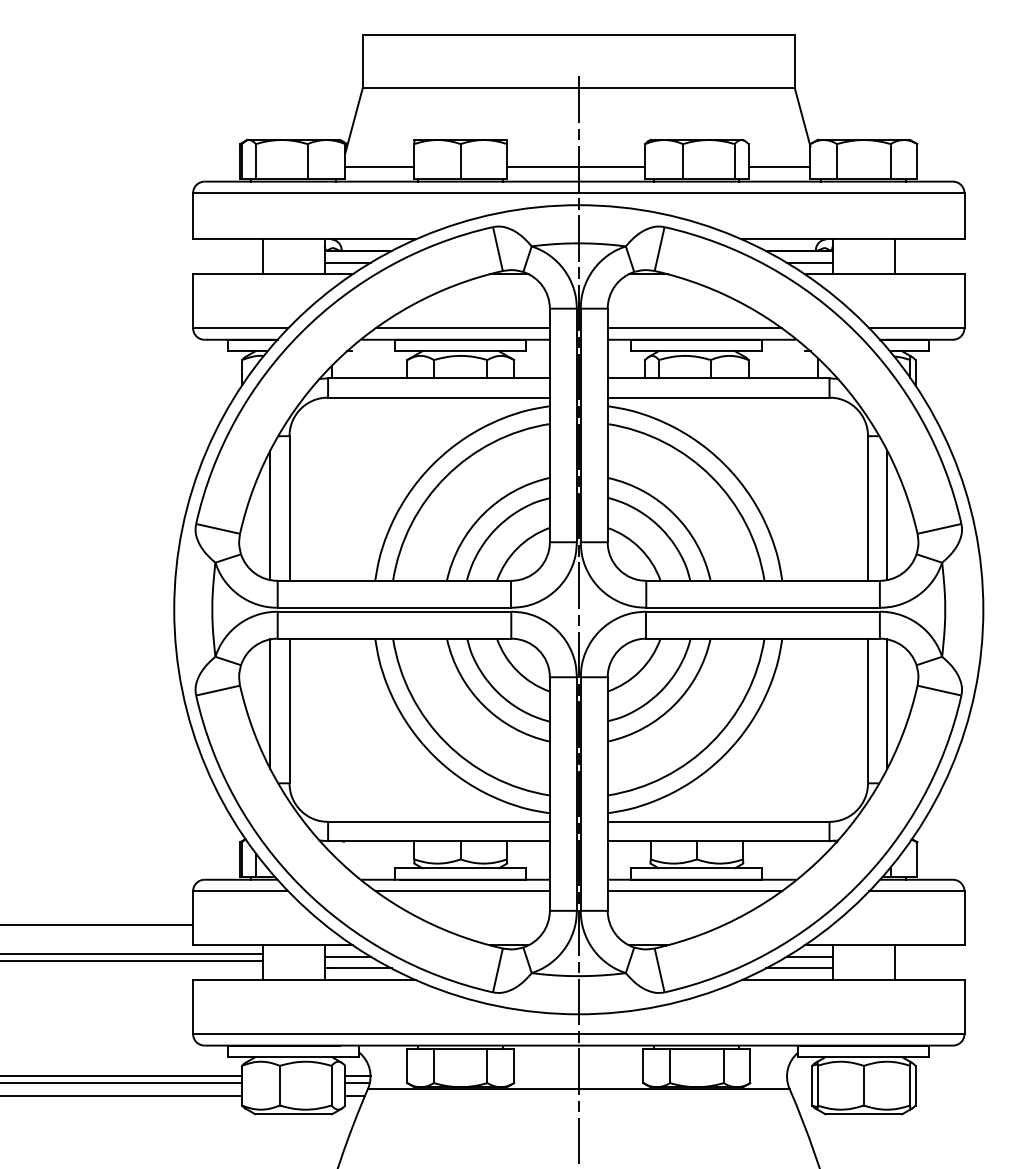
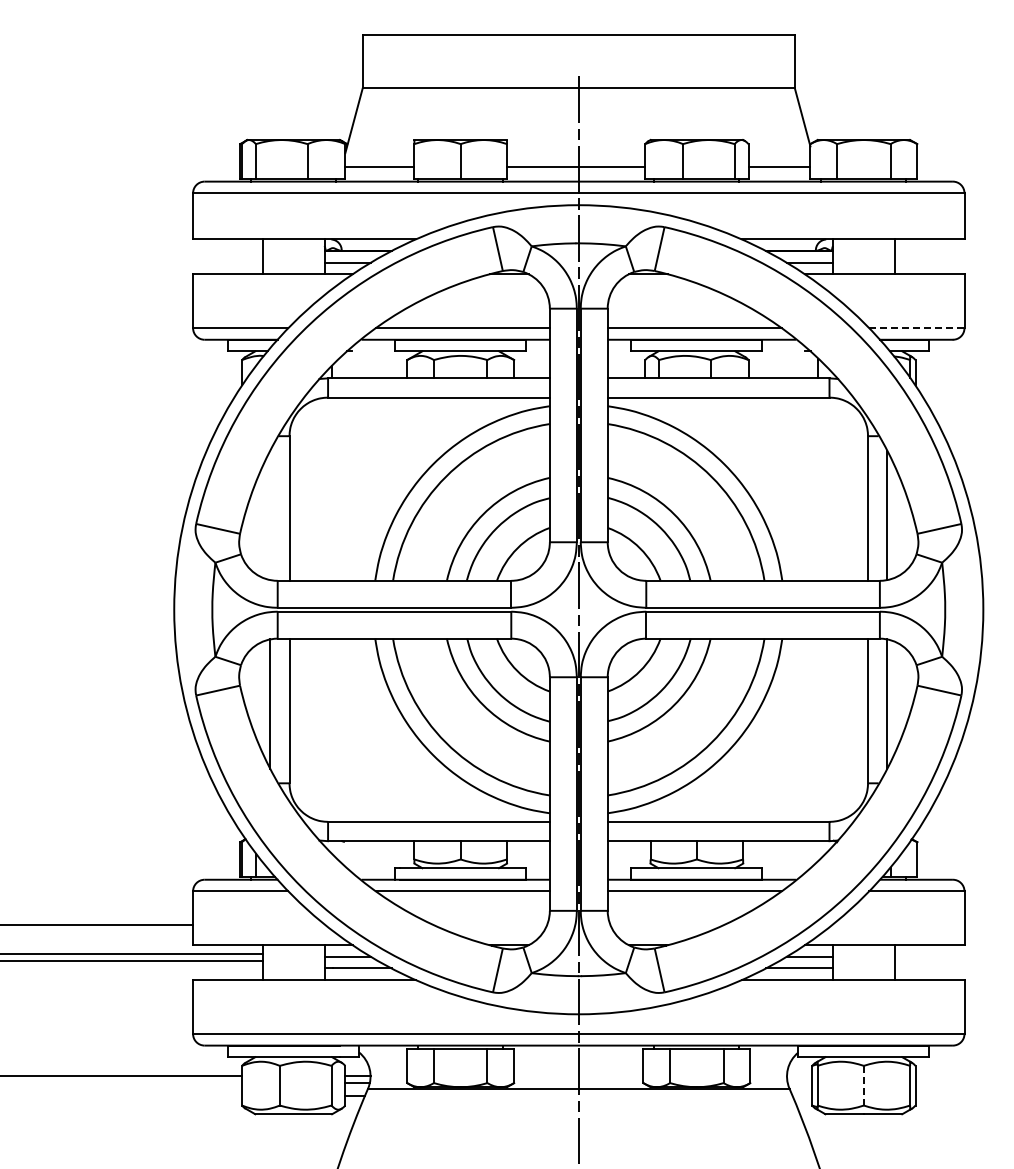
line: solid -> dashed (916, 328)
line: present -> none (270, 515)
line: present -> none (122, 1082)
line: solid -> dashed (863, 1085)
line: present -> none (122, 1095)
